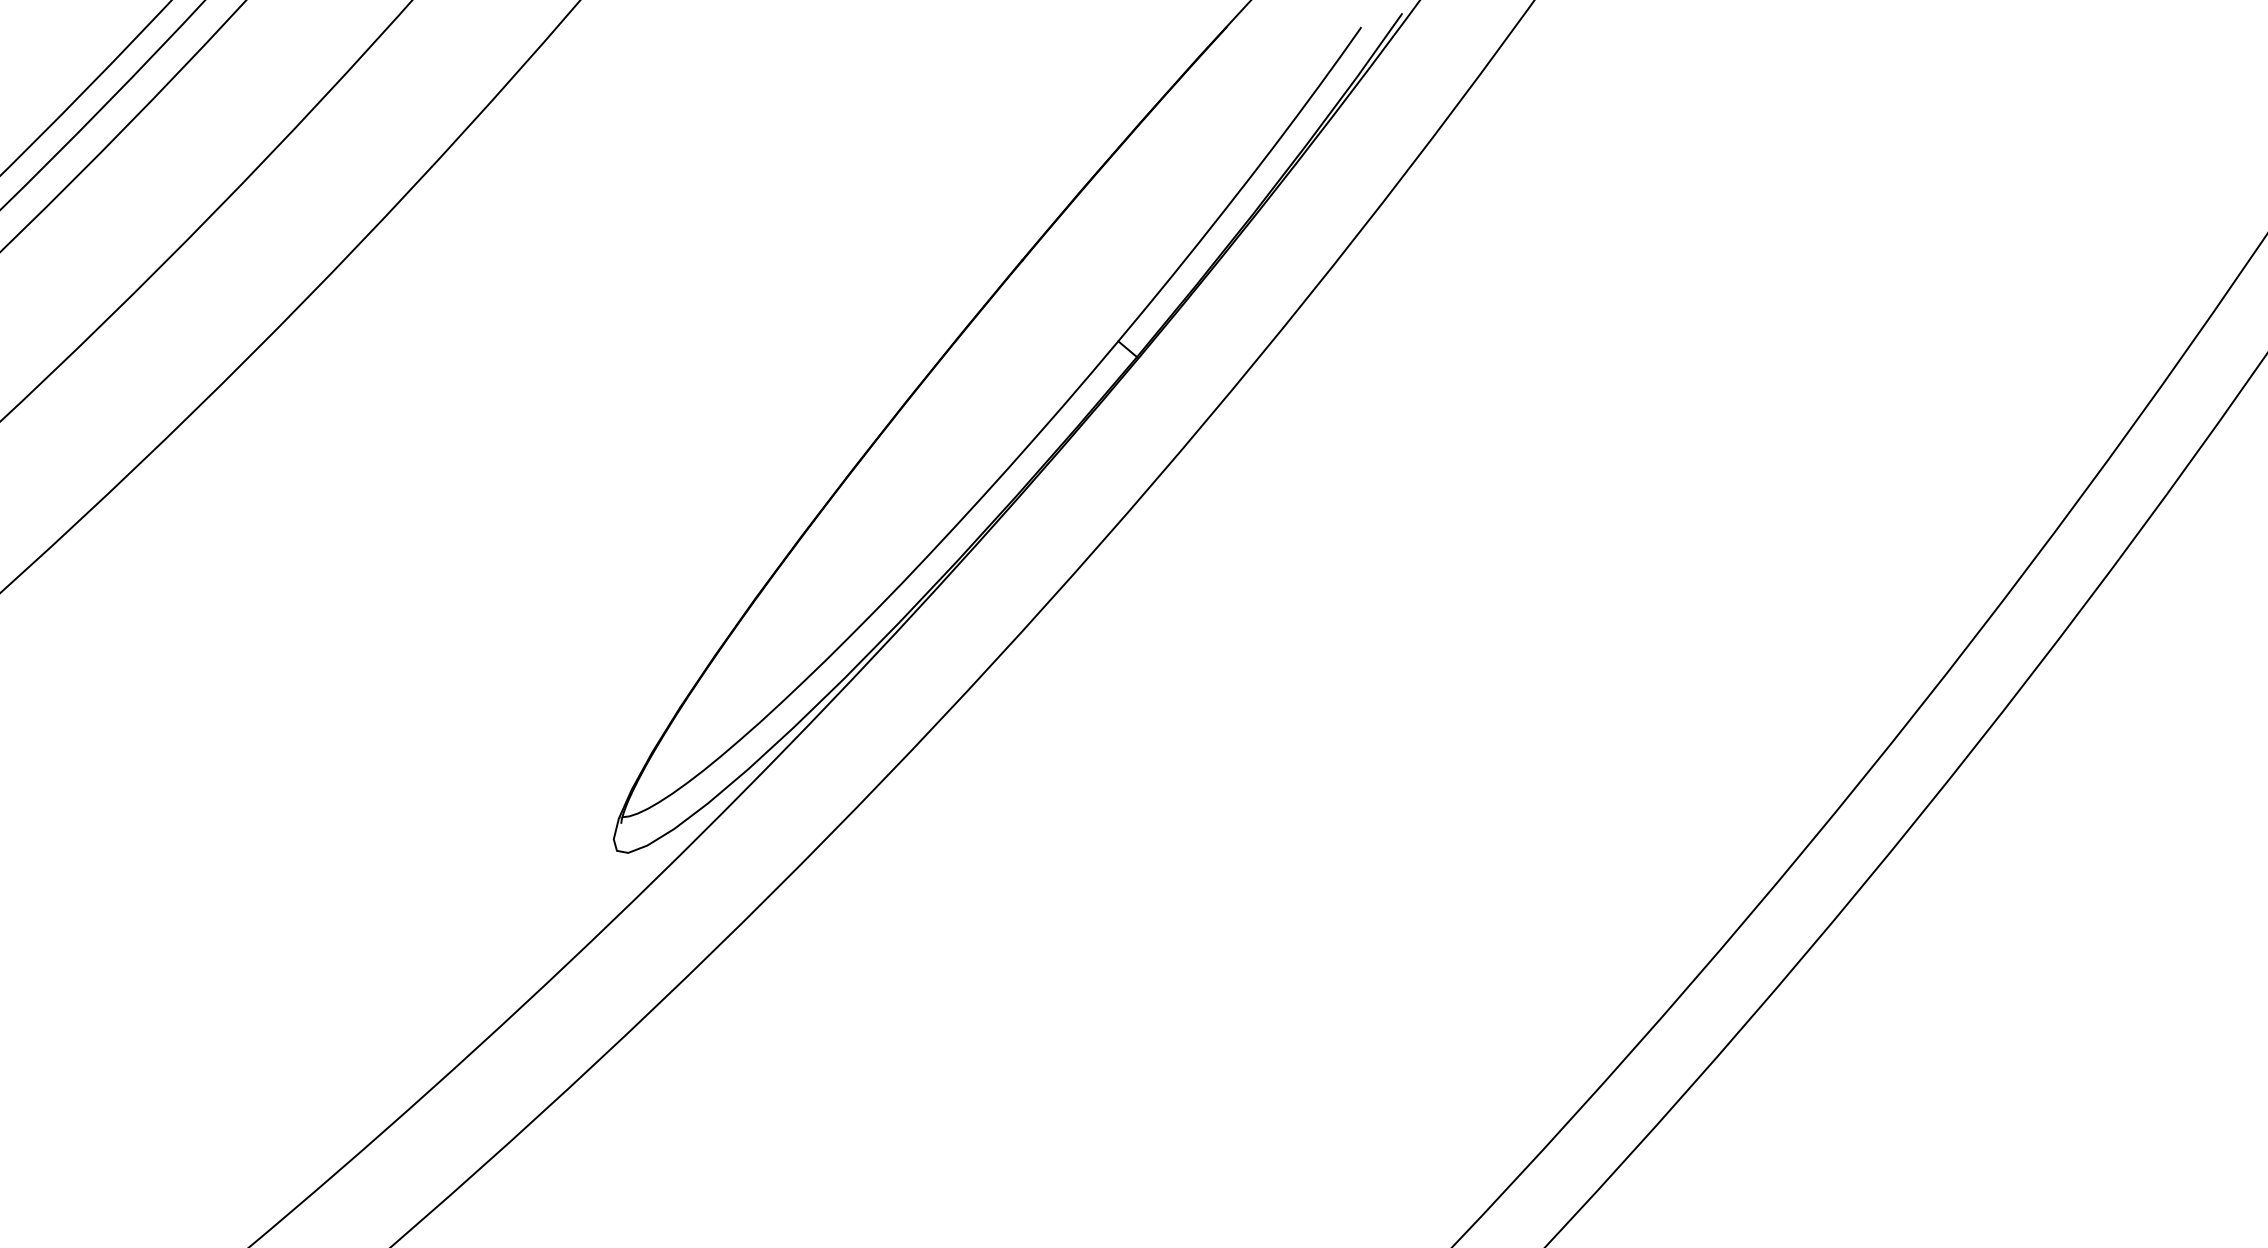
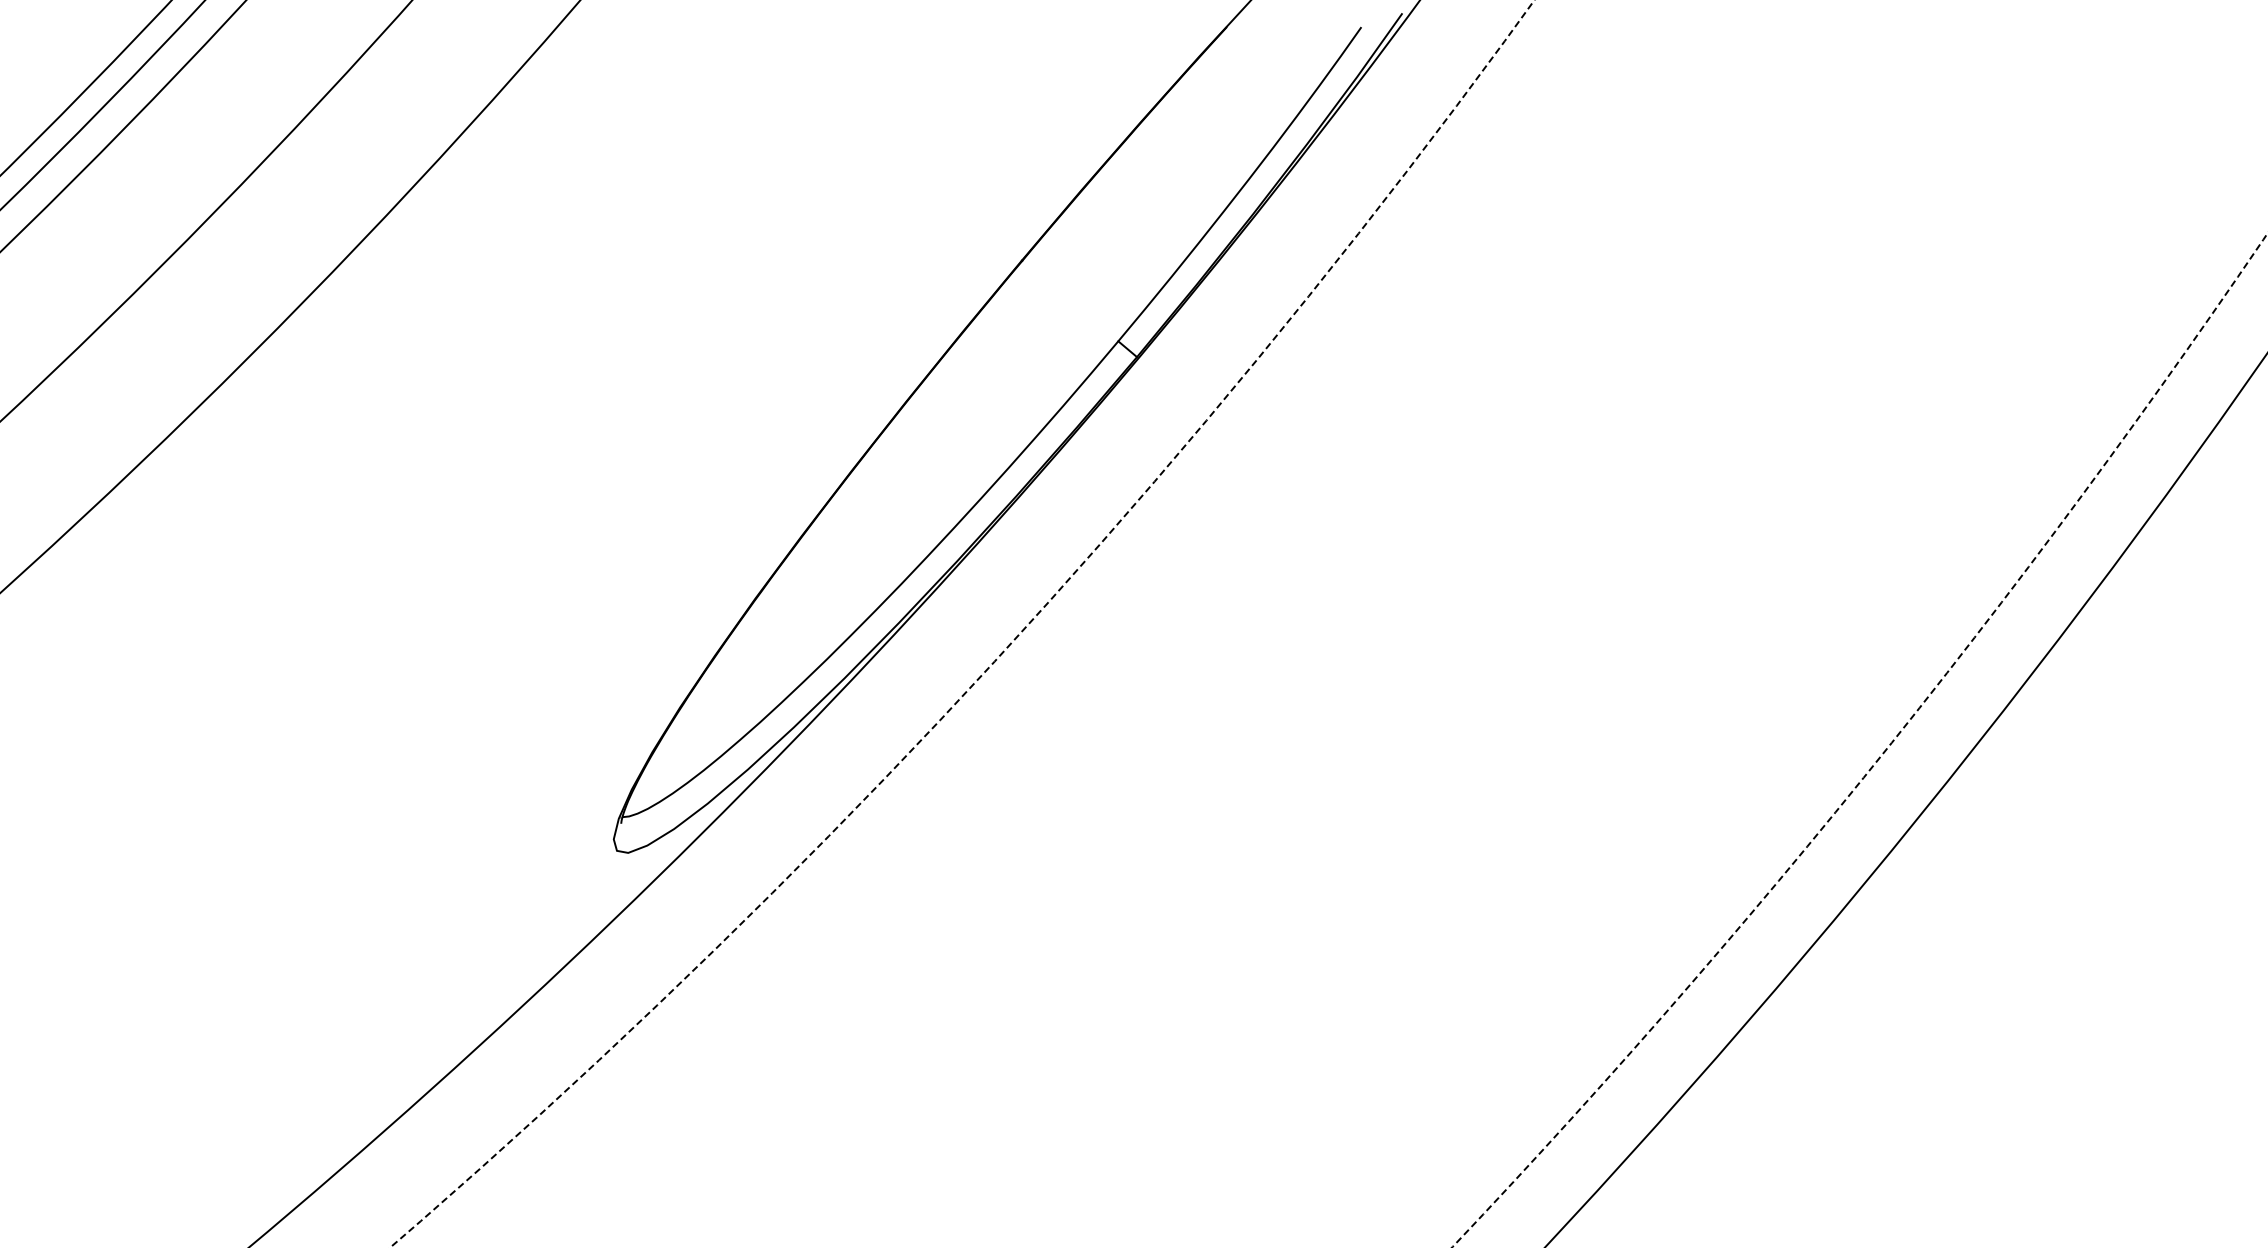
arc: solid -> dashed (997, 658)
arc: solid -> dashed (1879, 757)
